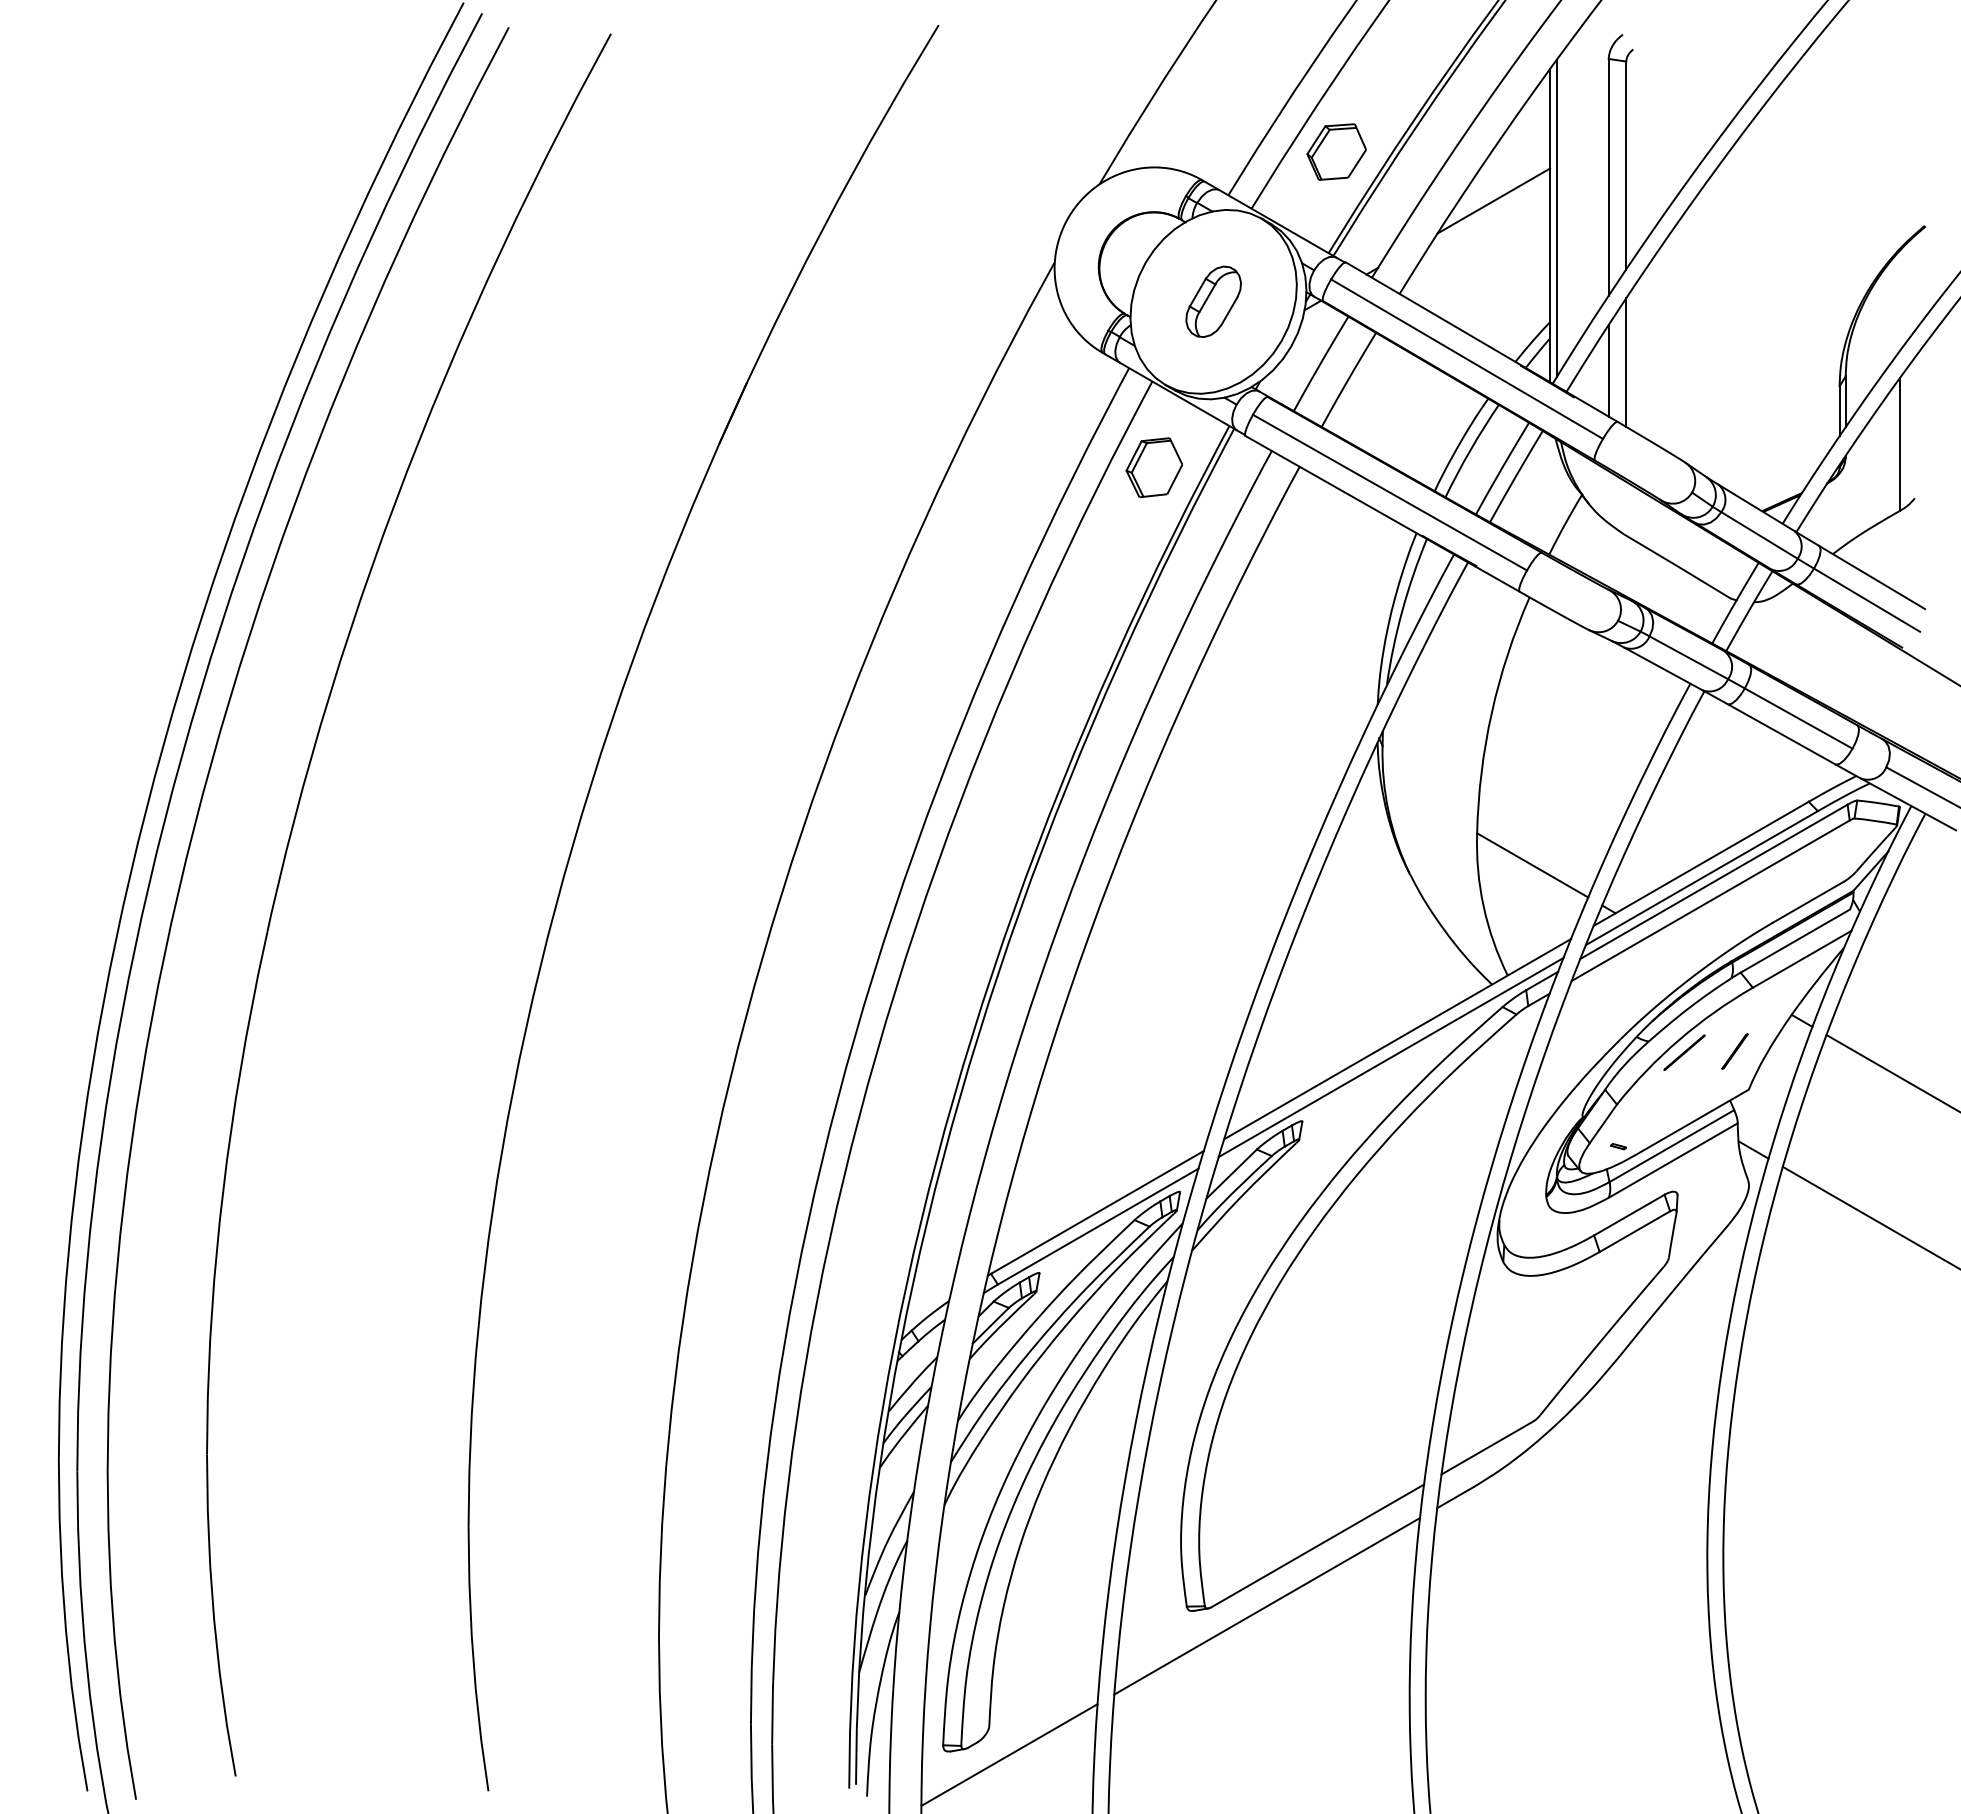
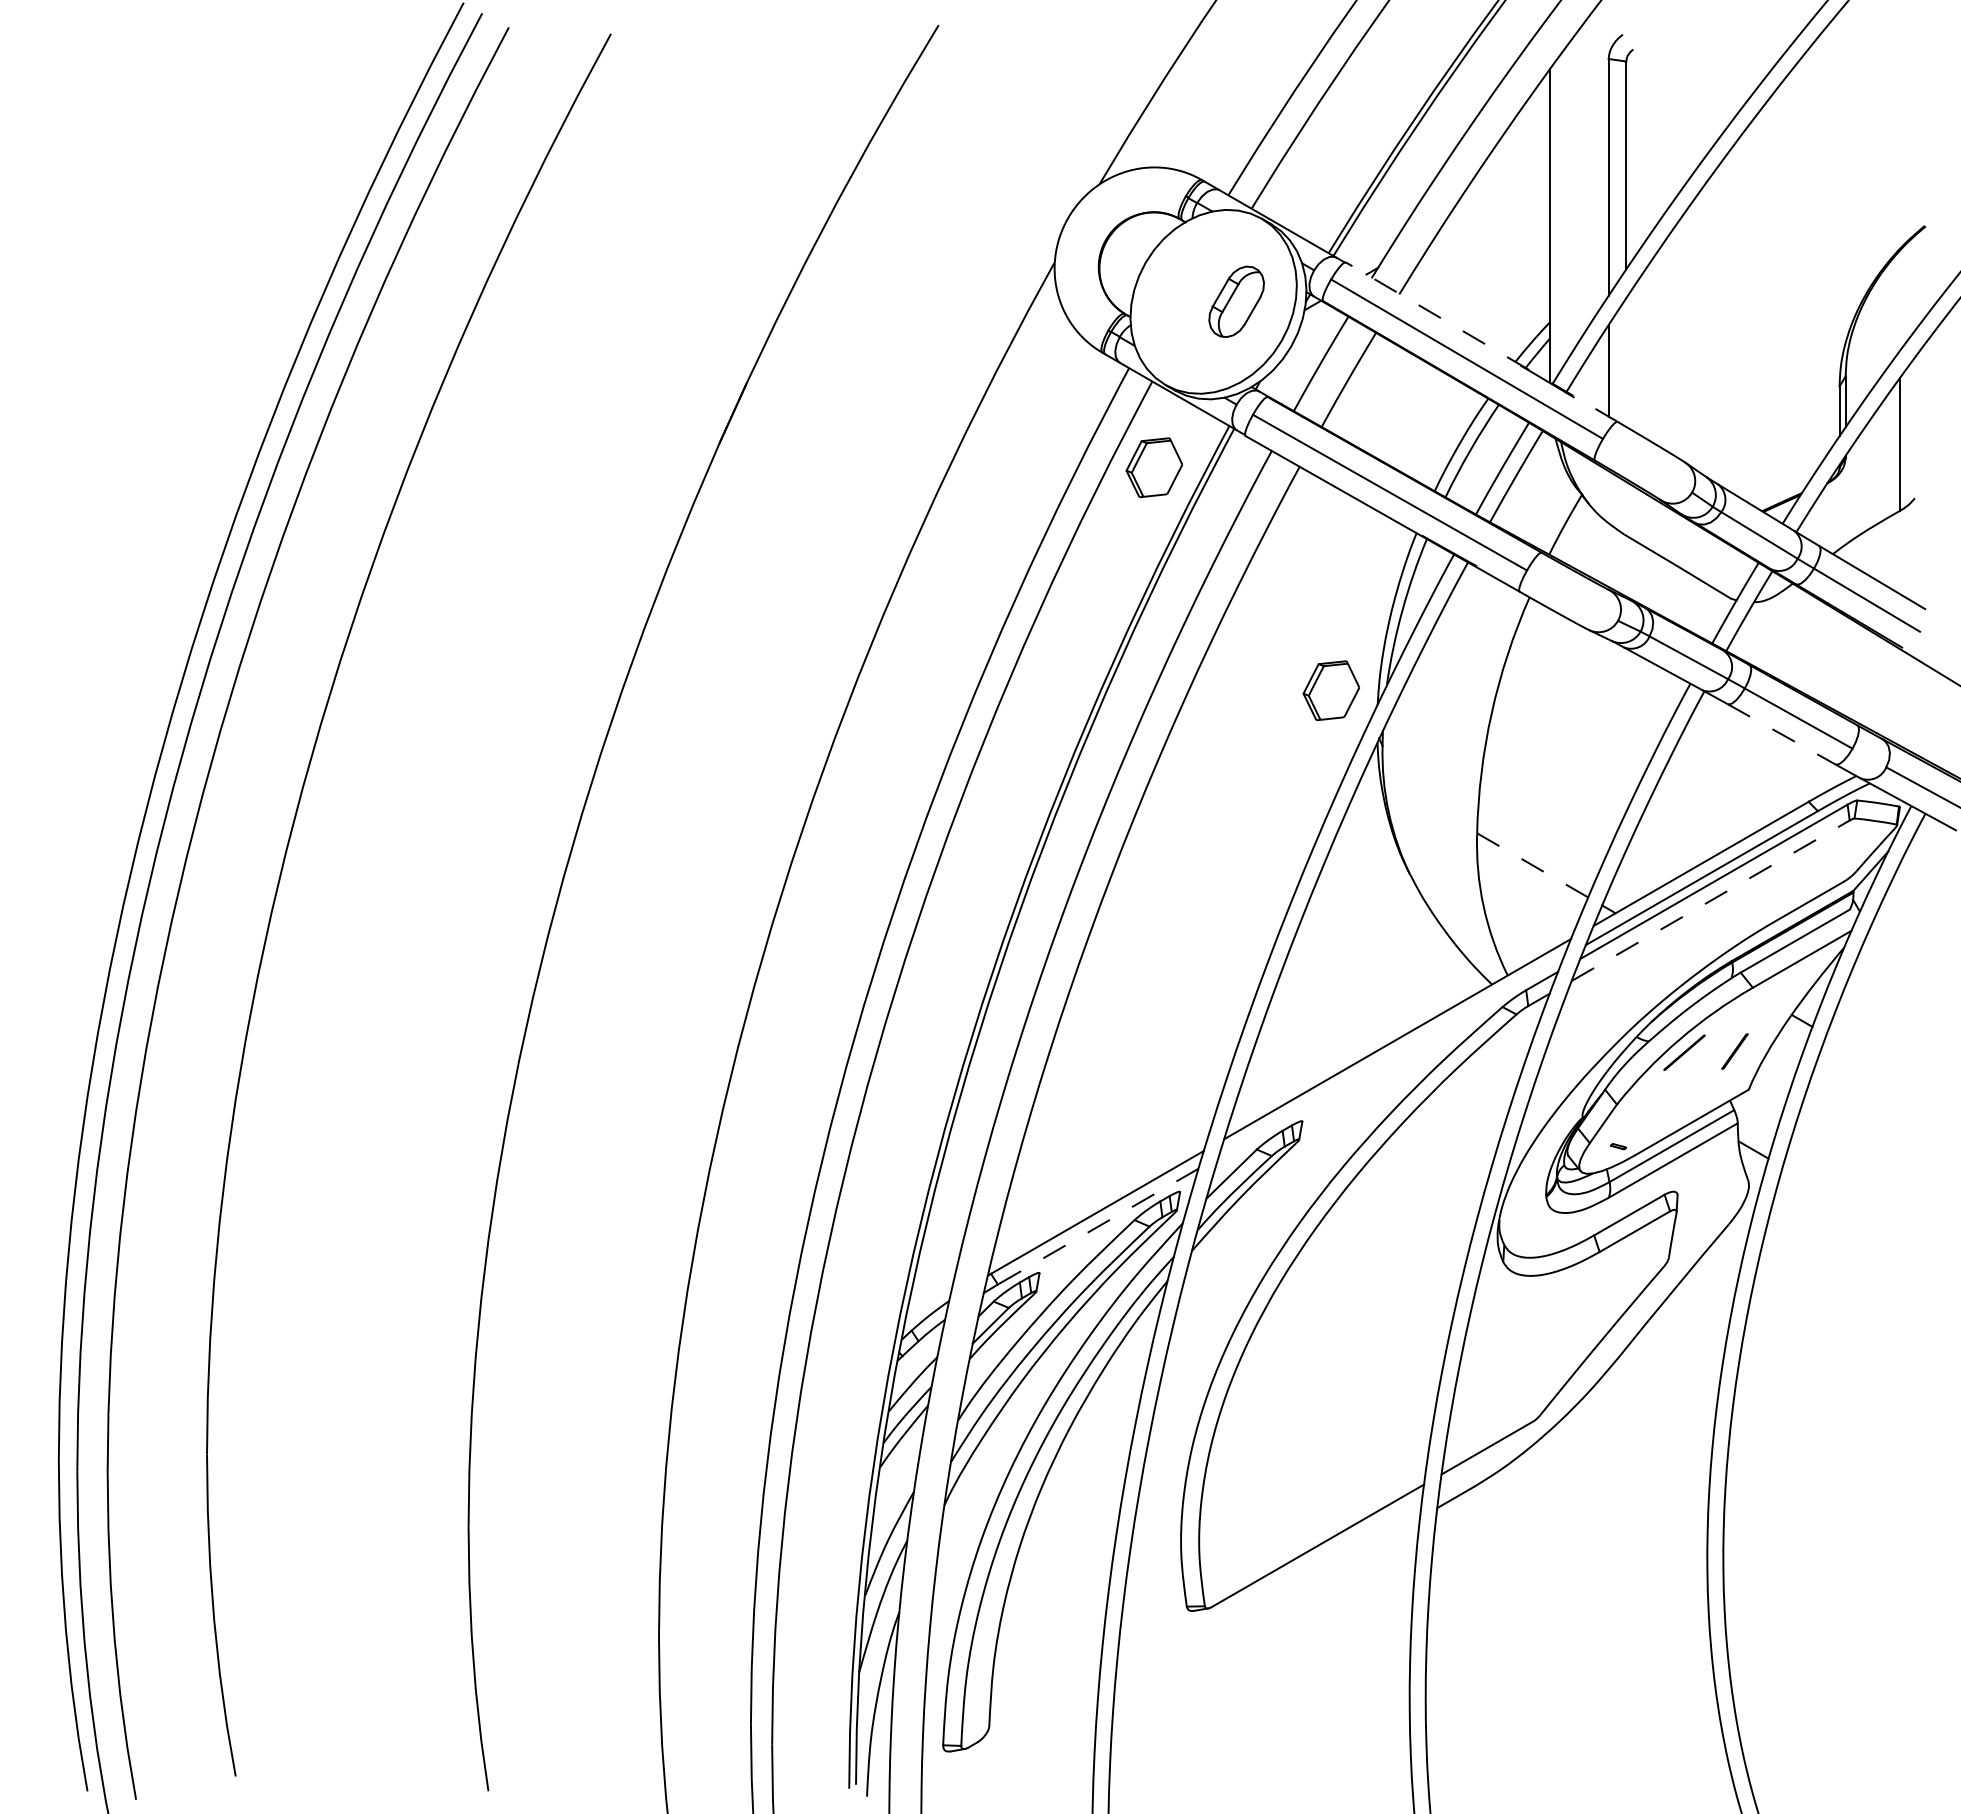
part: present -> none (1336, 151)
line: present -> none (1493, 200)
line: present -> none (1556, 218)
part position: (1213, 301) -> (1236, 301) (1236, 301)
line: solid -> dashed (1481, 342)
line: present -> none (1626, 362)
part: none -> present (1330, 690)
line: solid -> dashed (1781, 734)
line: solid -> dashed (1533, 865)
line: solid -> dashed (1711, 900)
line: present -> none (1390, 1057)
line: present -> none (1891, 1072)
line: present -> none (1869, 1216)
line: solid -> dashed (1098, 1226)
line: present -> none (1267, 1606)
line: present -> none (1009, 1754)
